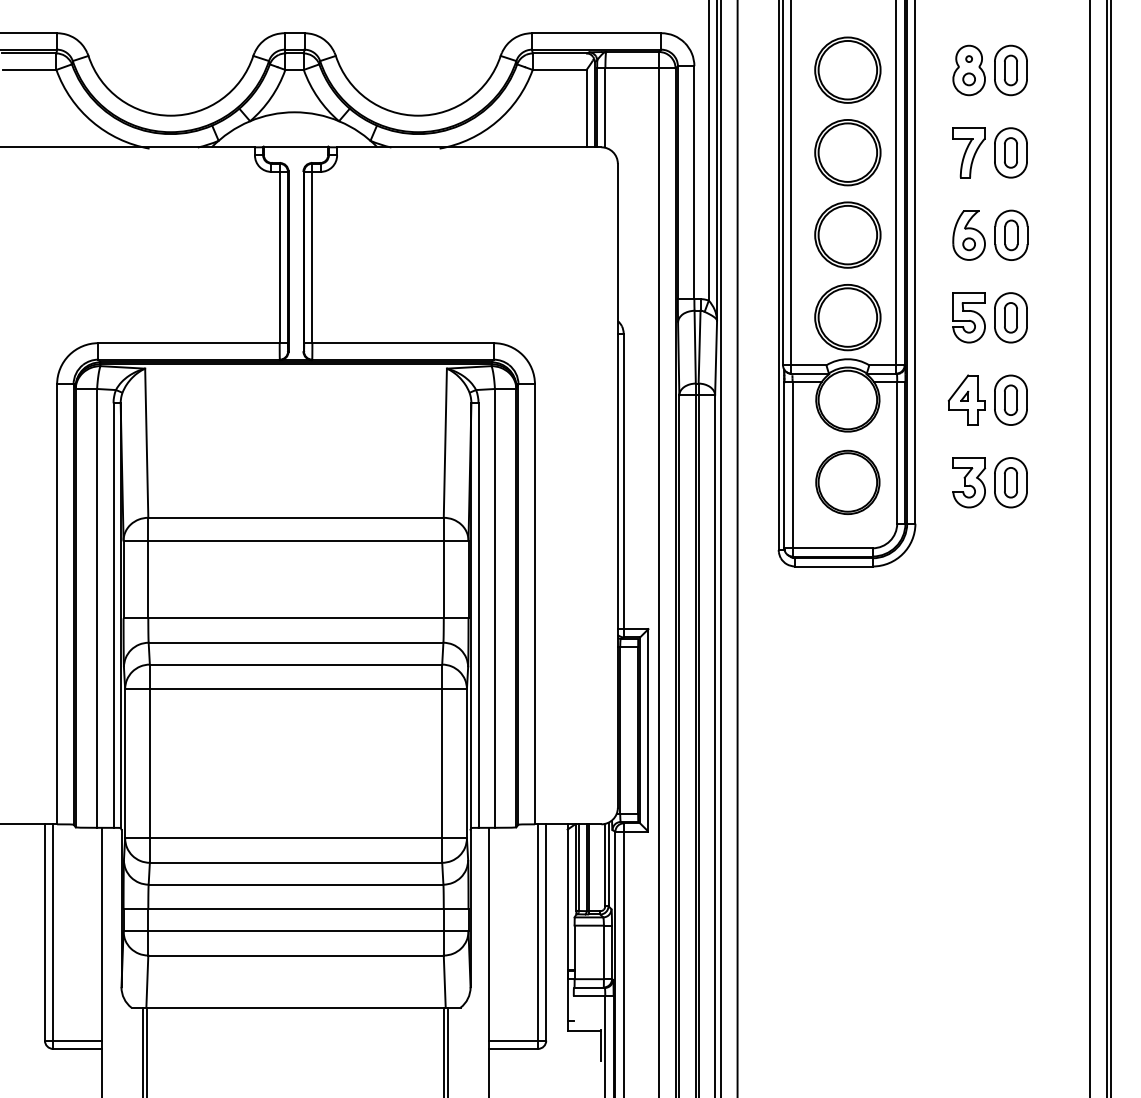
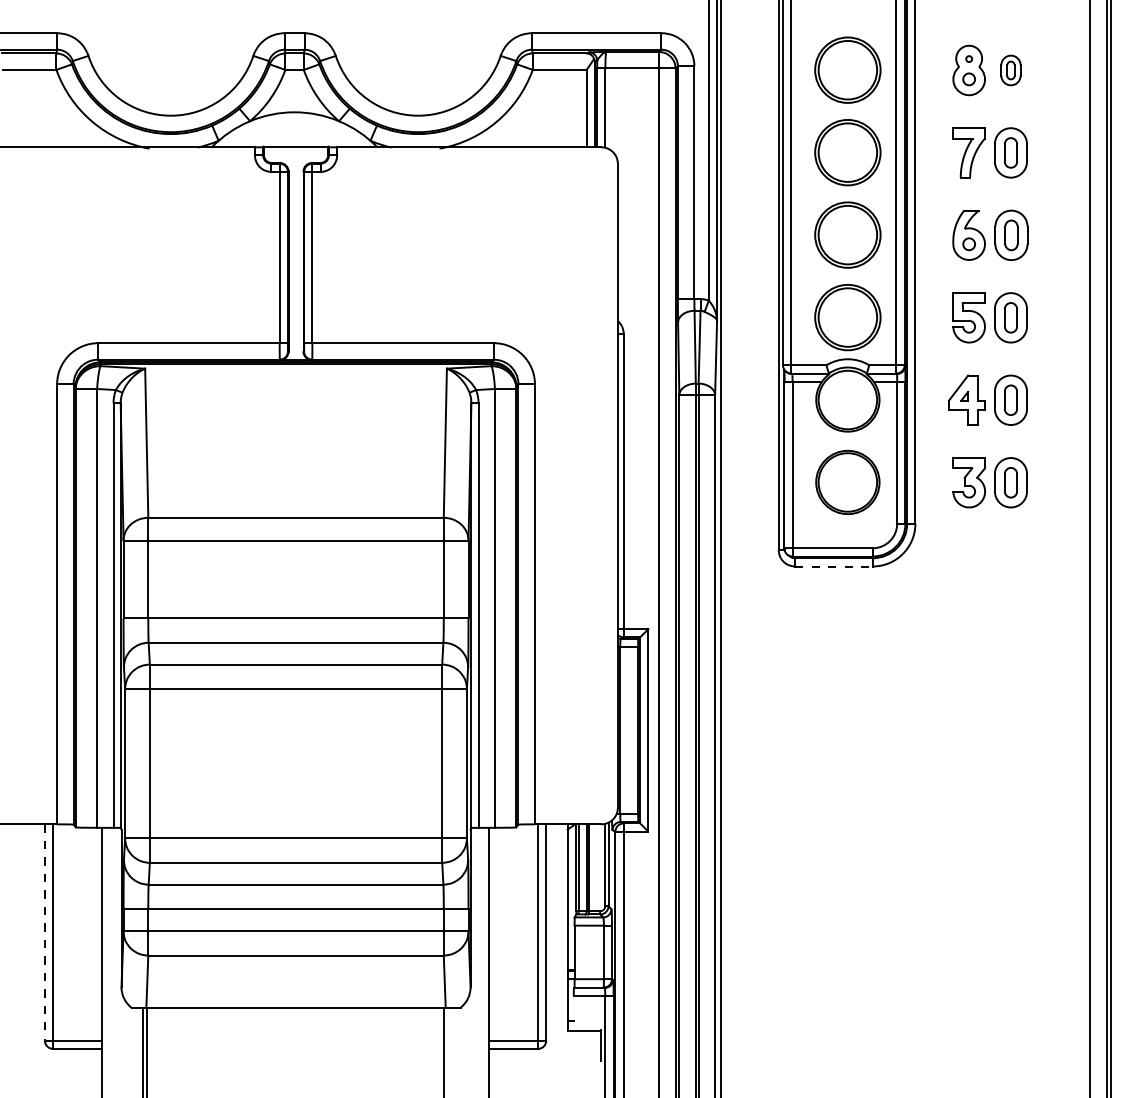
part size: 34x53 px -> 22x33 px (1010, 70)
line: present -> none (737, 548)
line: solid -> dashed (833, 566)
line: solid -> dashed (44, 933)
line: present -> none (448, 1050)
